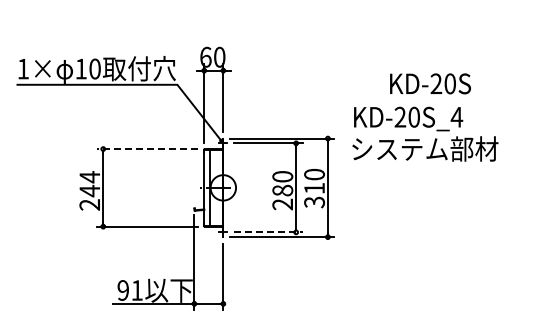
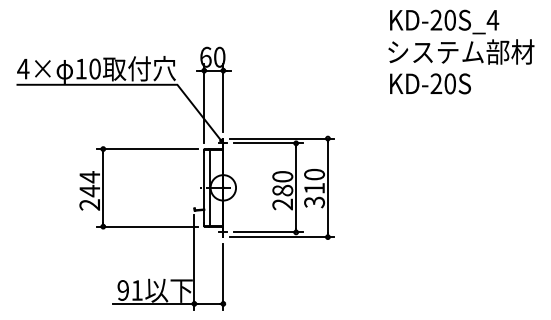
text: 1× -> 4× (23, 69)
text position: (425, 133) -> (461, 36) (461, 36)
line: dashed -> solid (147, 149)
line: dashed -> solid (268, 232)
